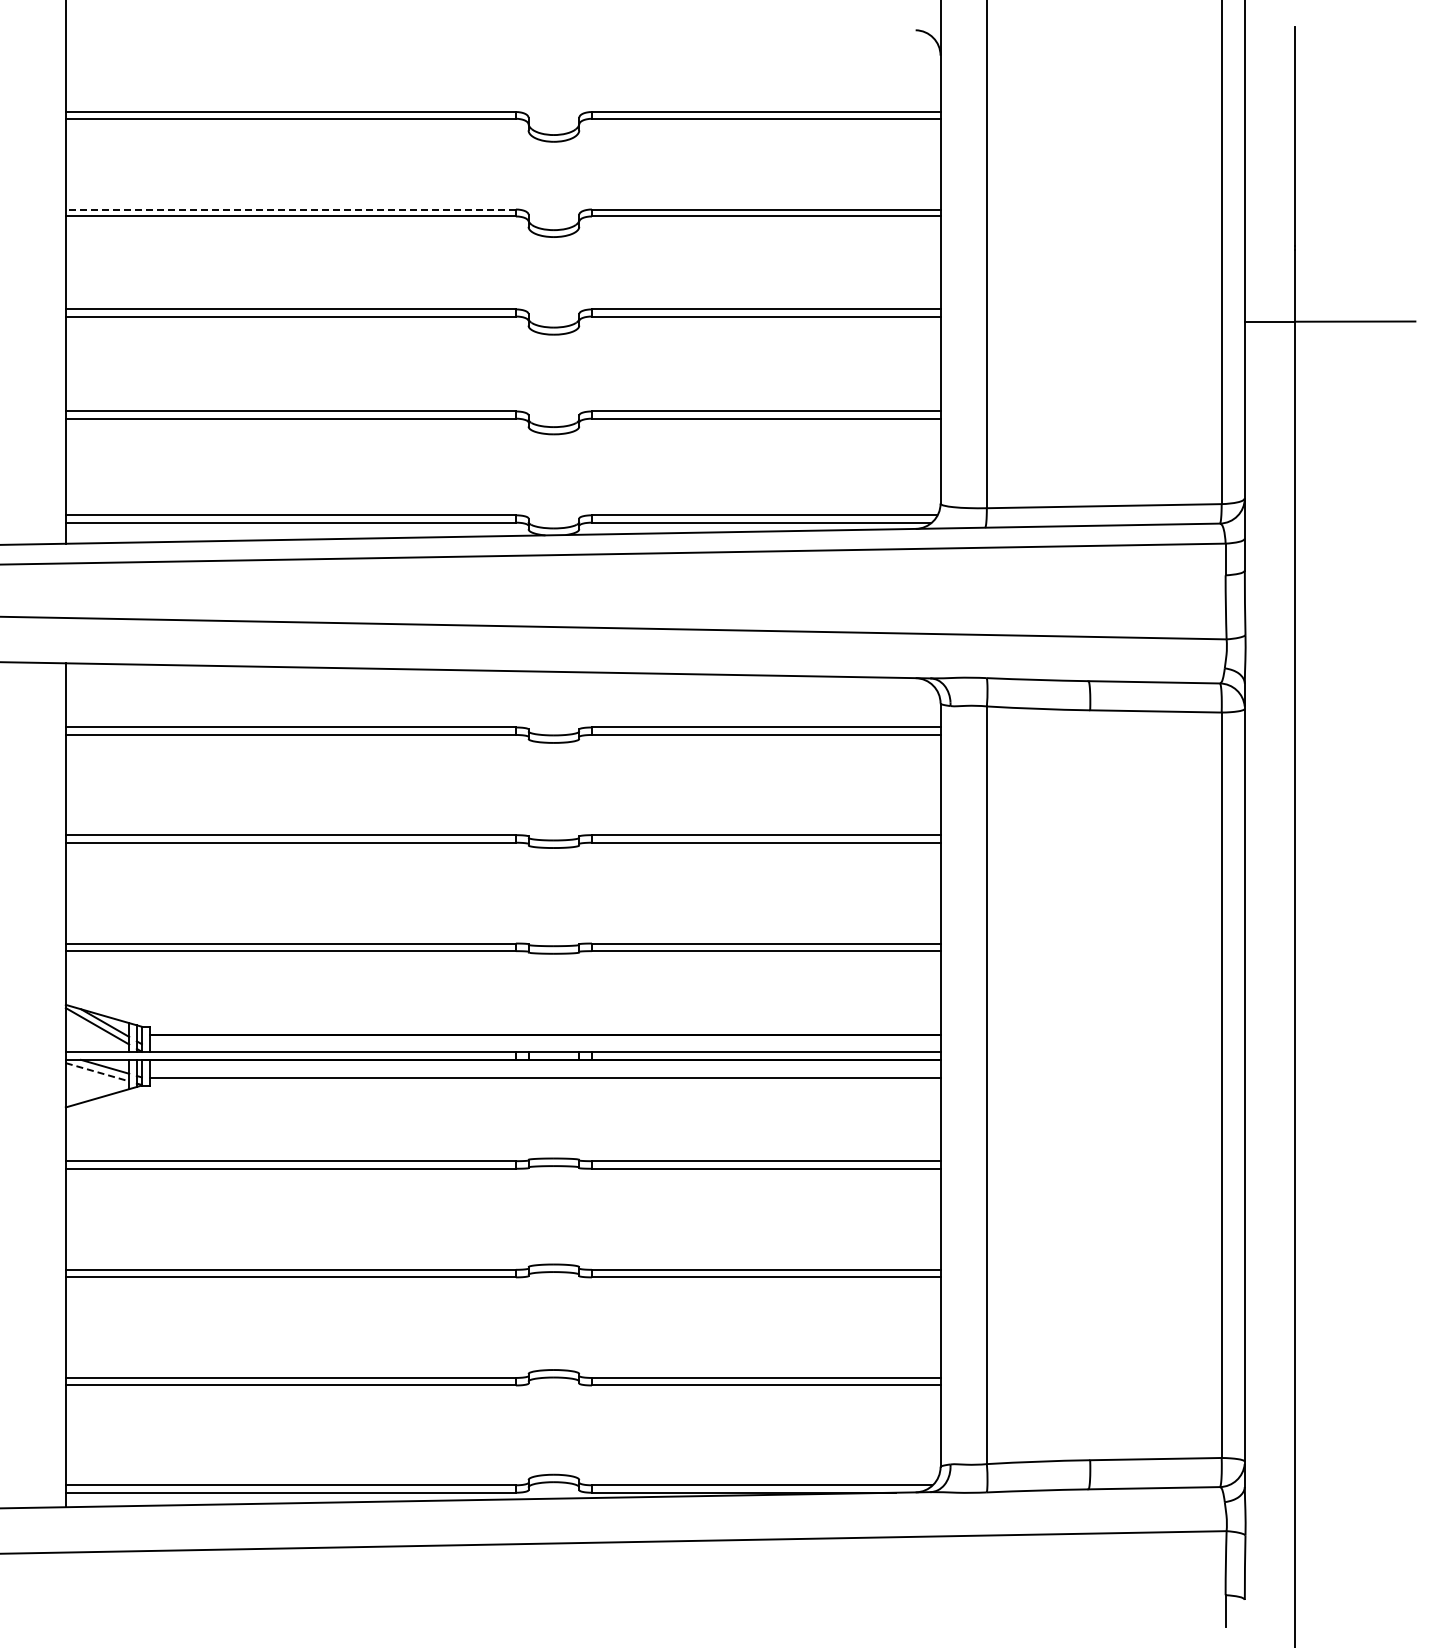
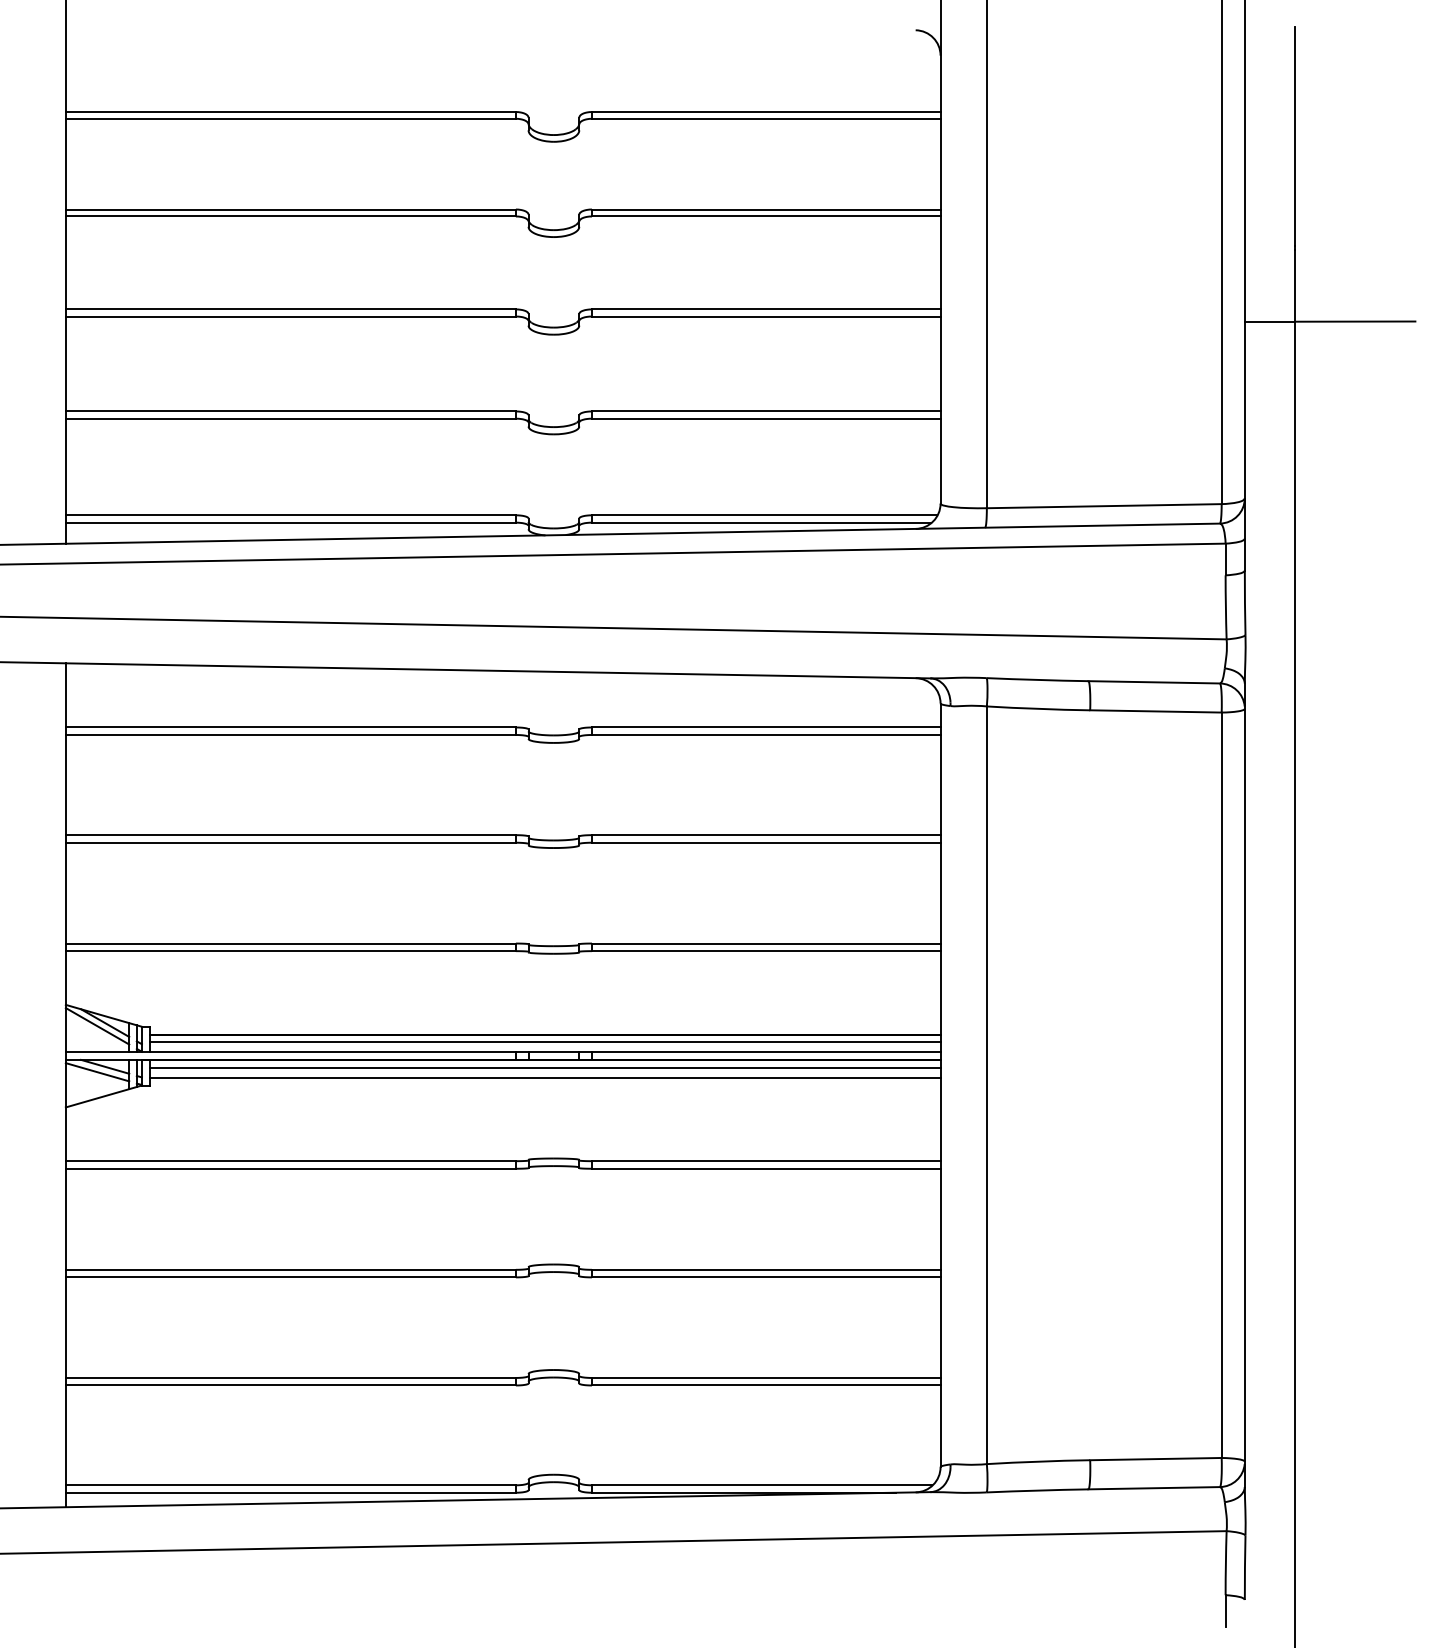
line: dashed -> solid (290, 209)
line: none -> present (544, 1042)
line: none -> present (544, 1067)
line: dashed -> solid (97, 1072)
